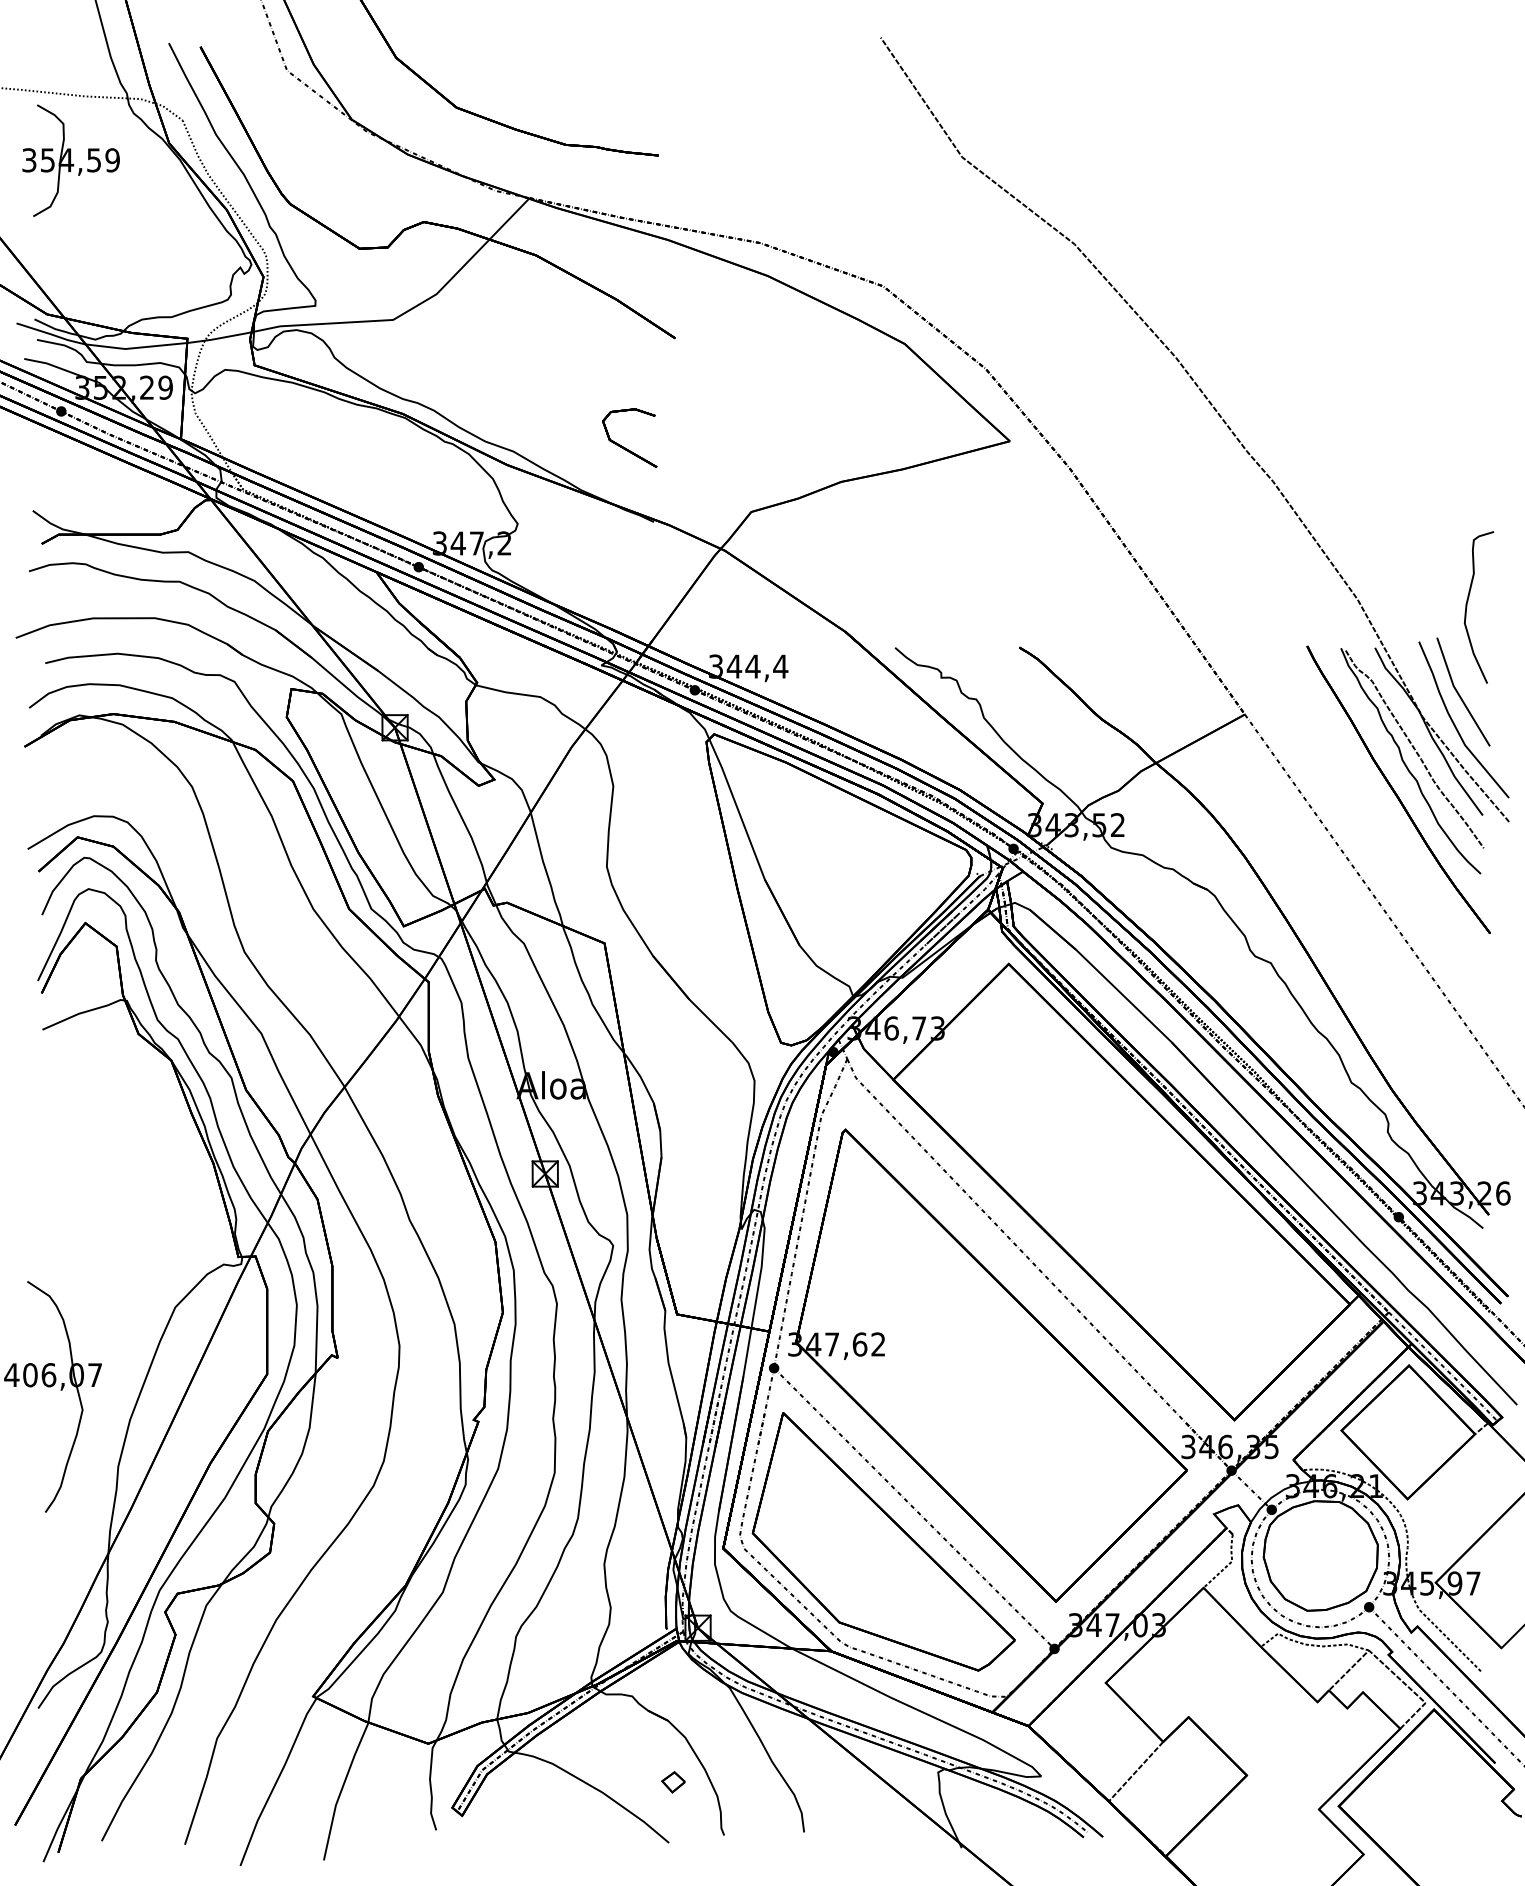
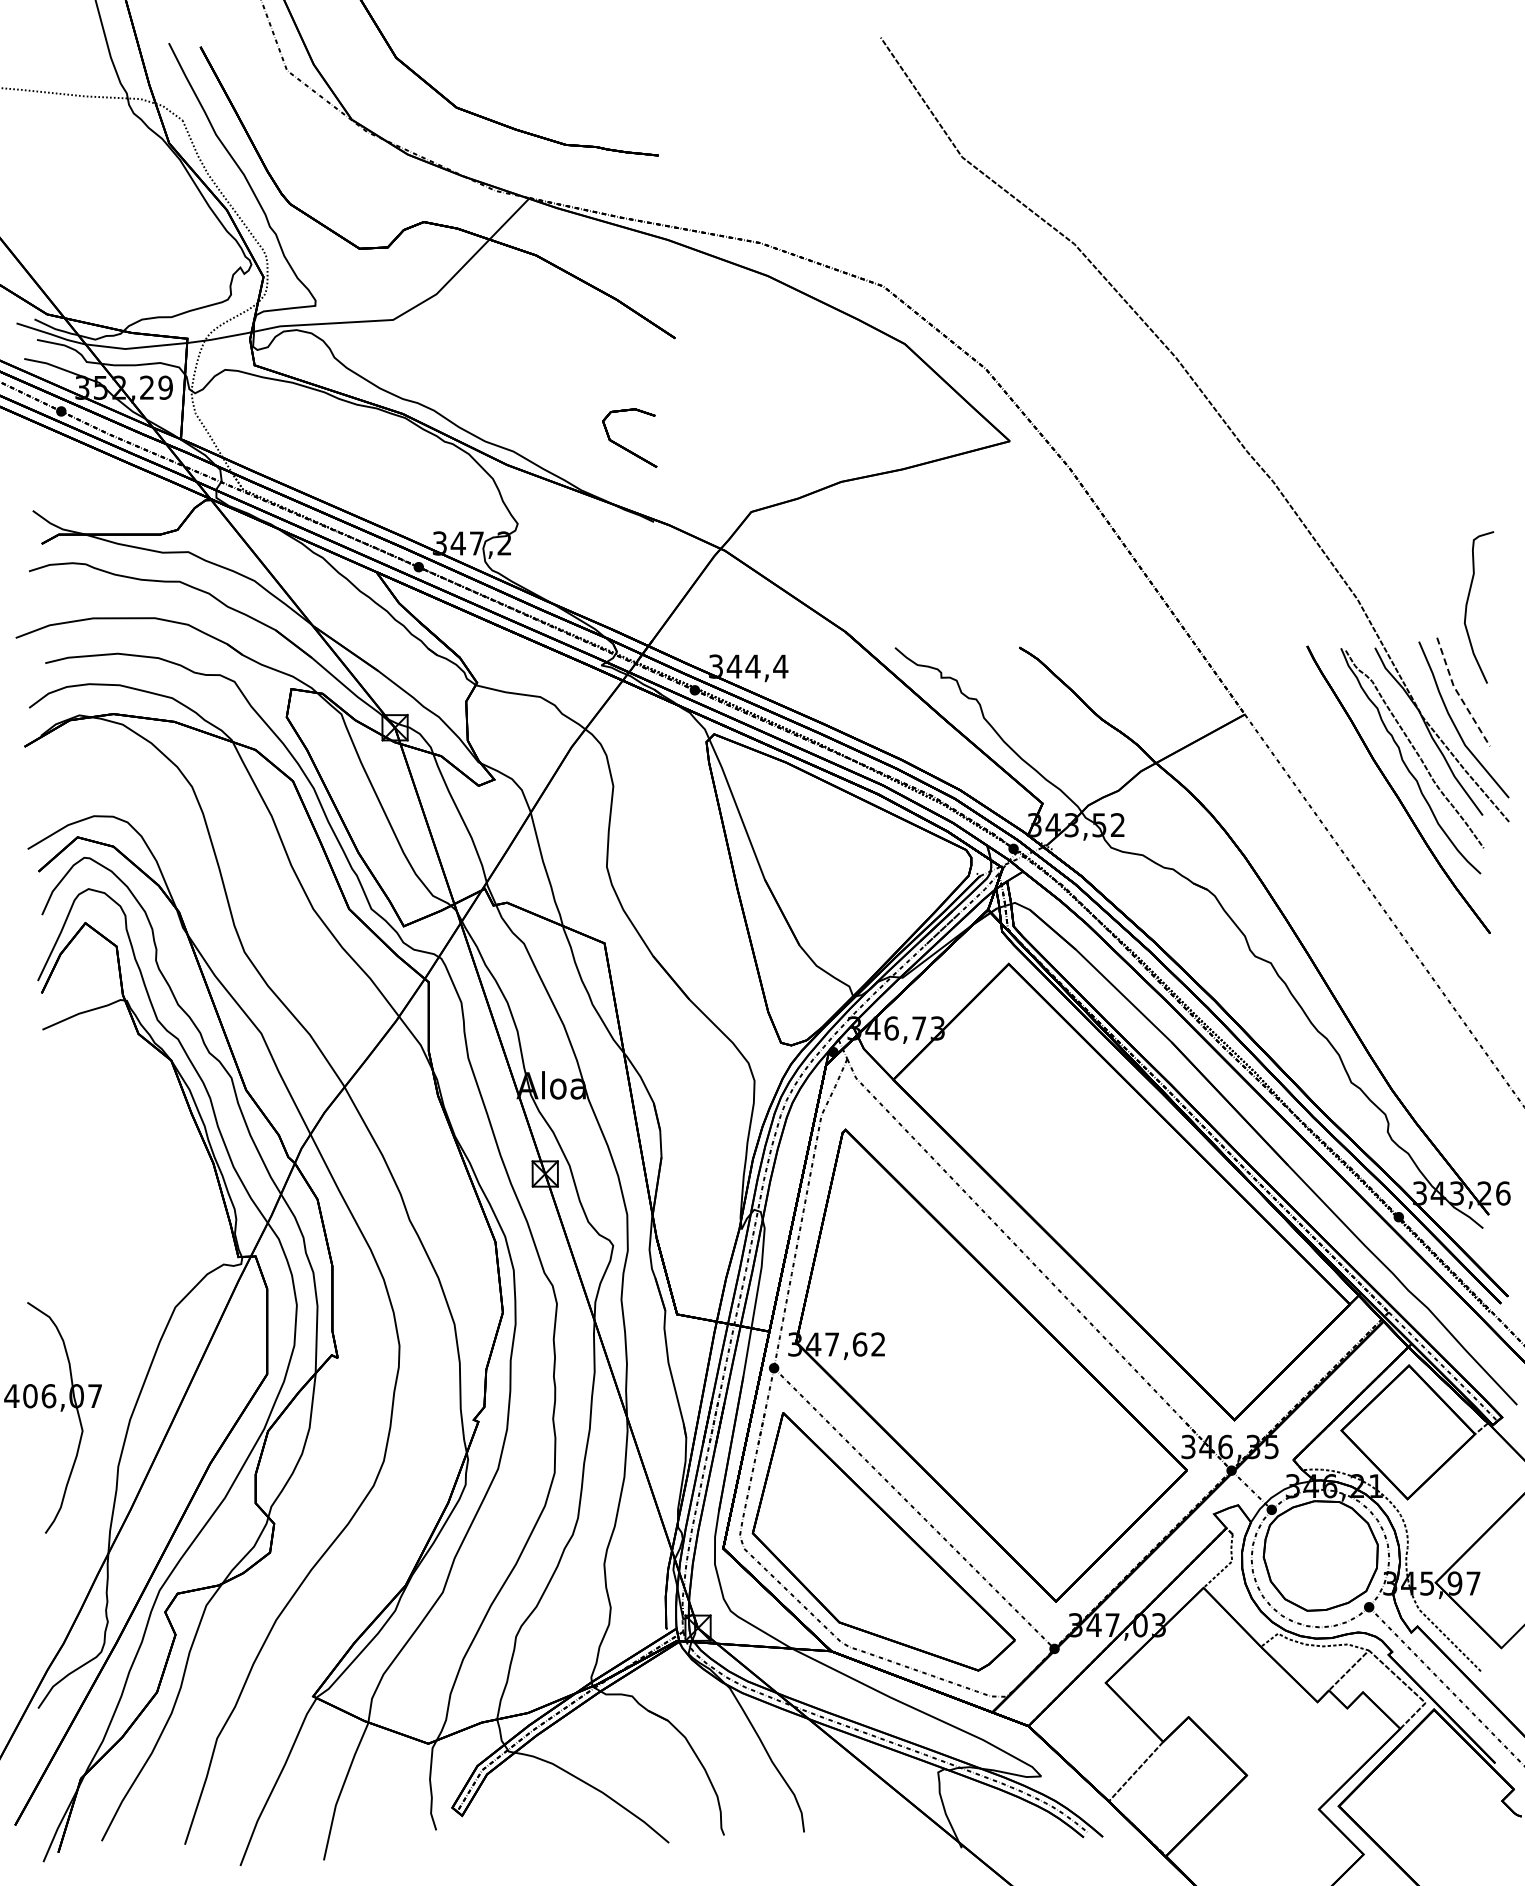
part: present -> none (70, 160)
line: solid -> dashed (1458, 693)
part position: (50, 1387) -> (50, 1408) (50, 1408)
part: present -> none (673, 1782)
